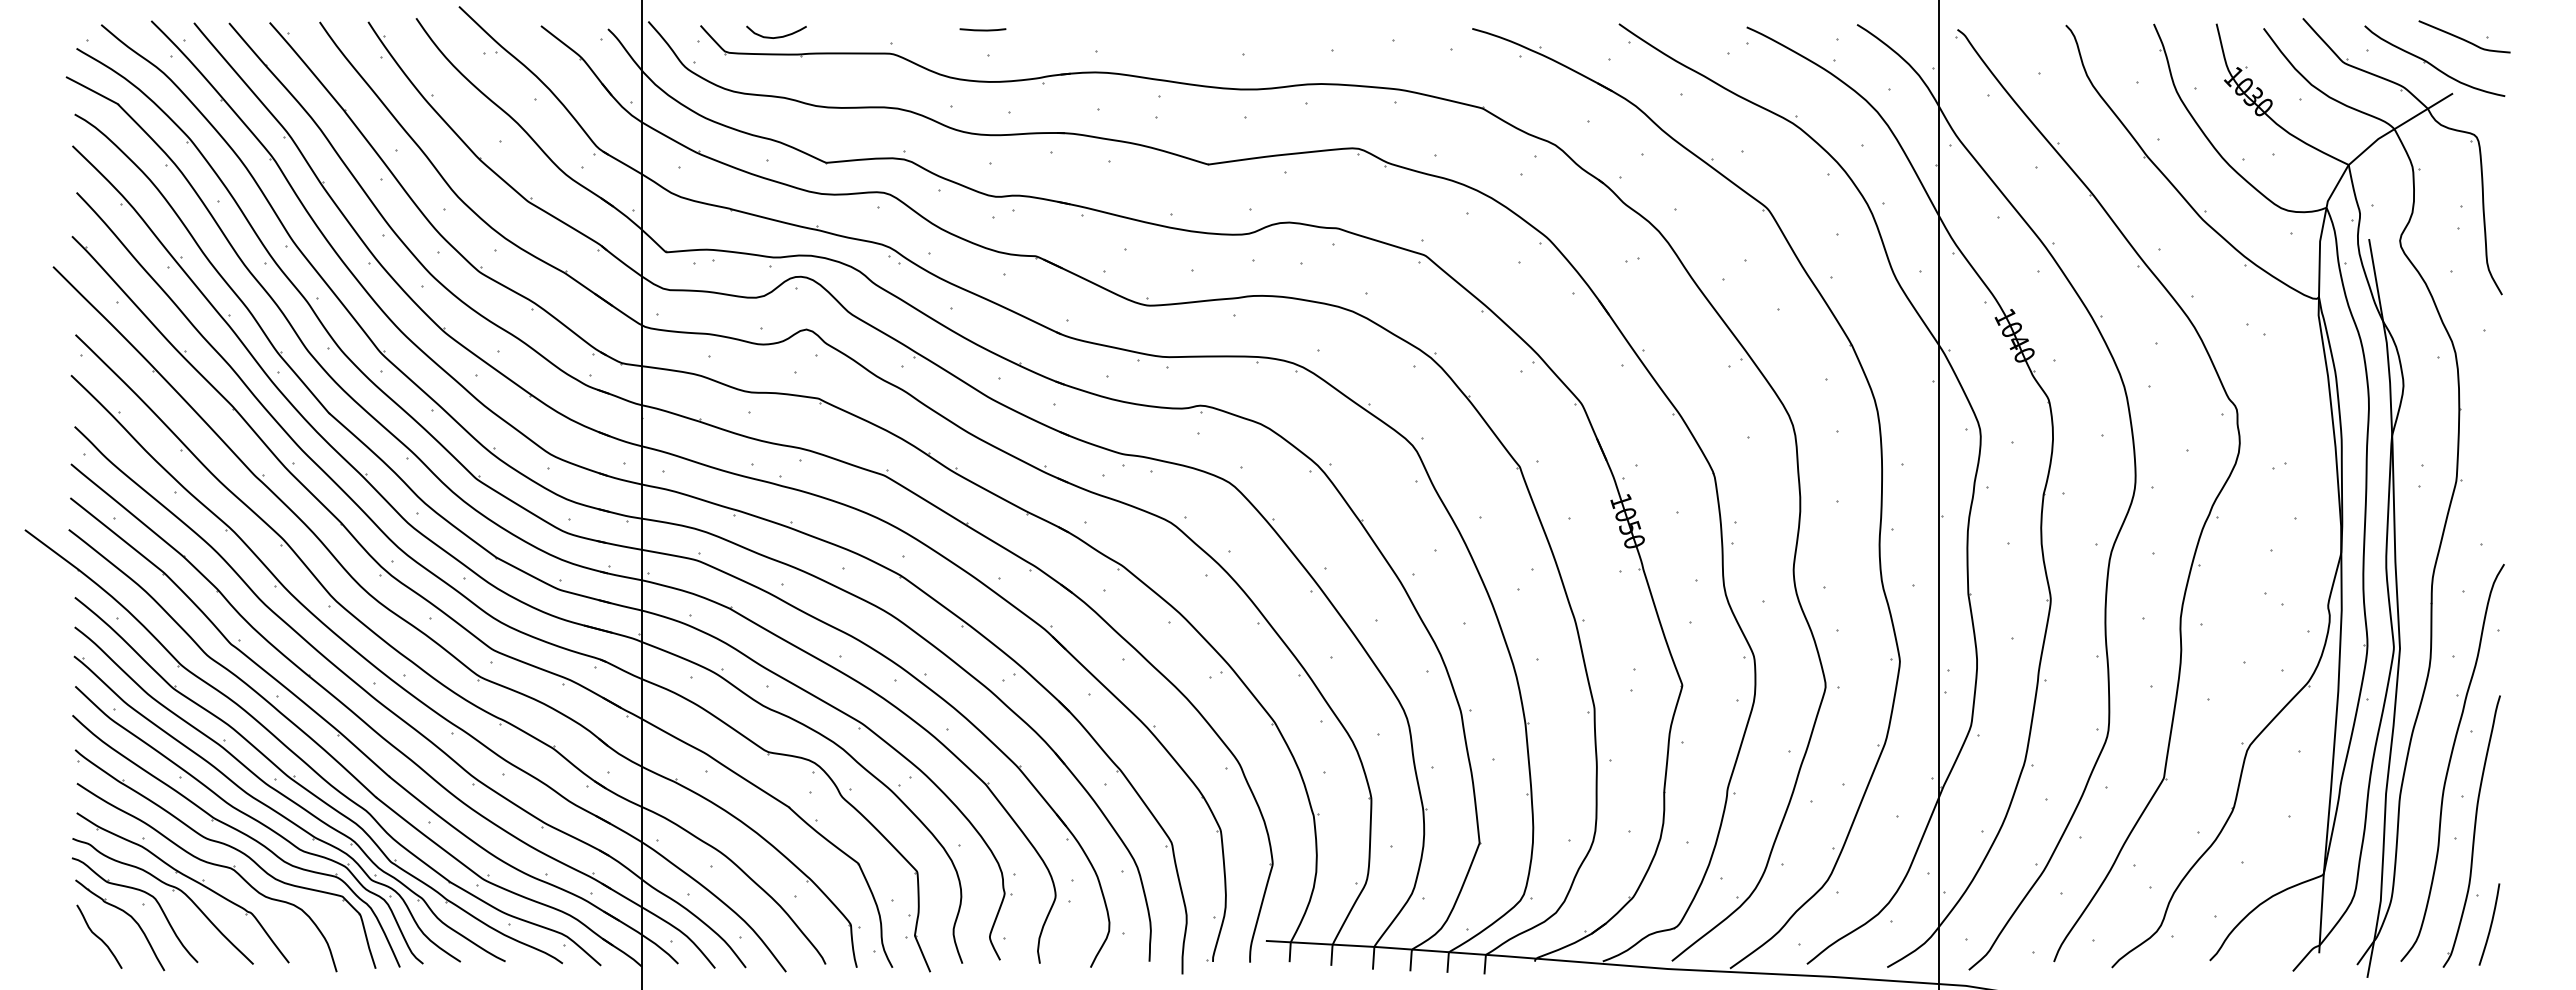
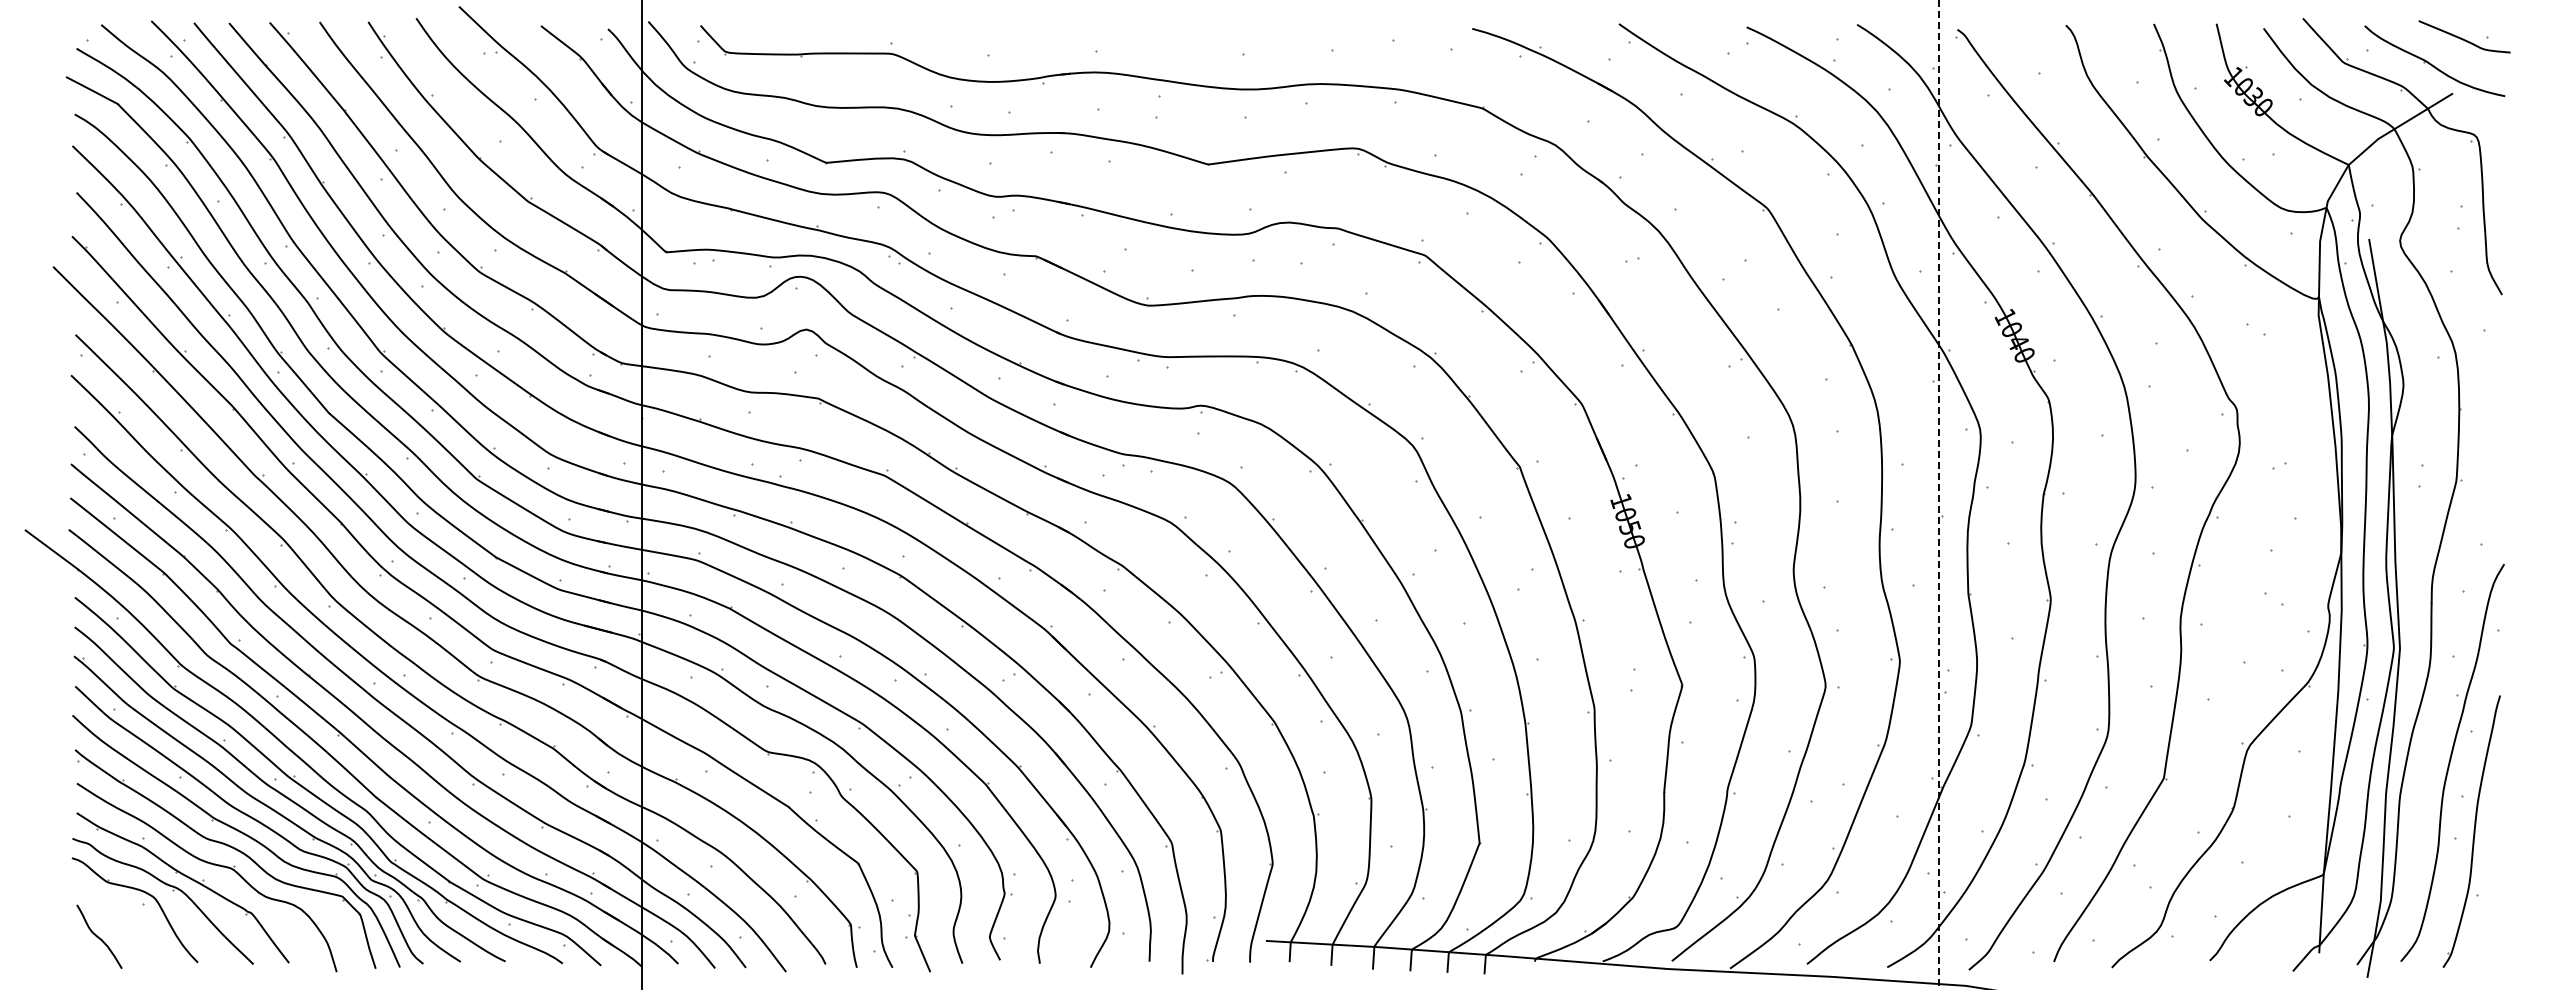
line: present -> none (982, 29)
curve: present -> none (776, 36)
line: solid -> dashed (1939, 495)
part: present -> none (126, 914)
curve: present -> none (2490, 924)
